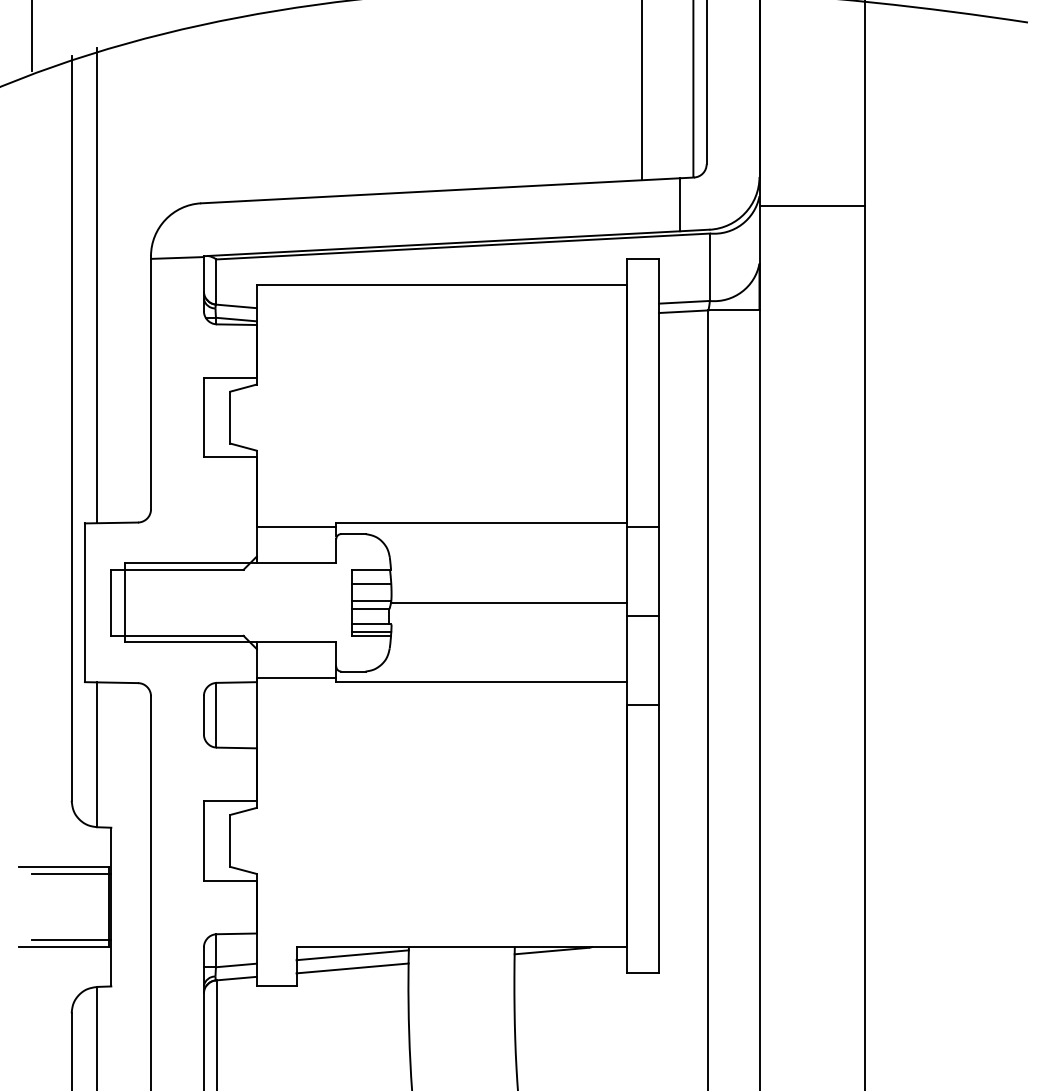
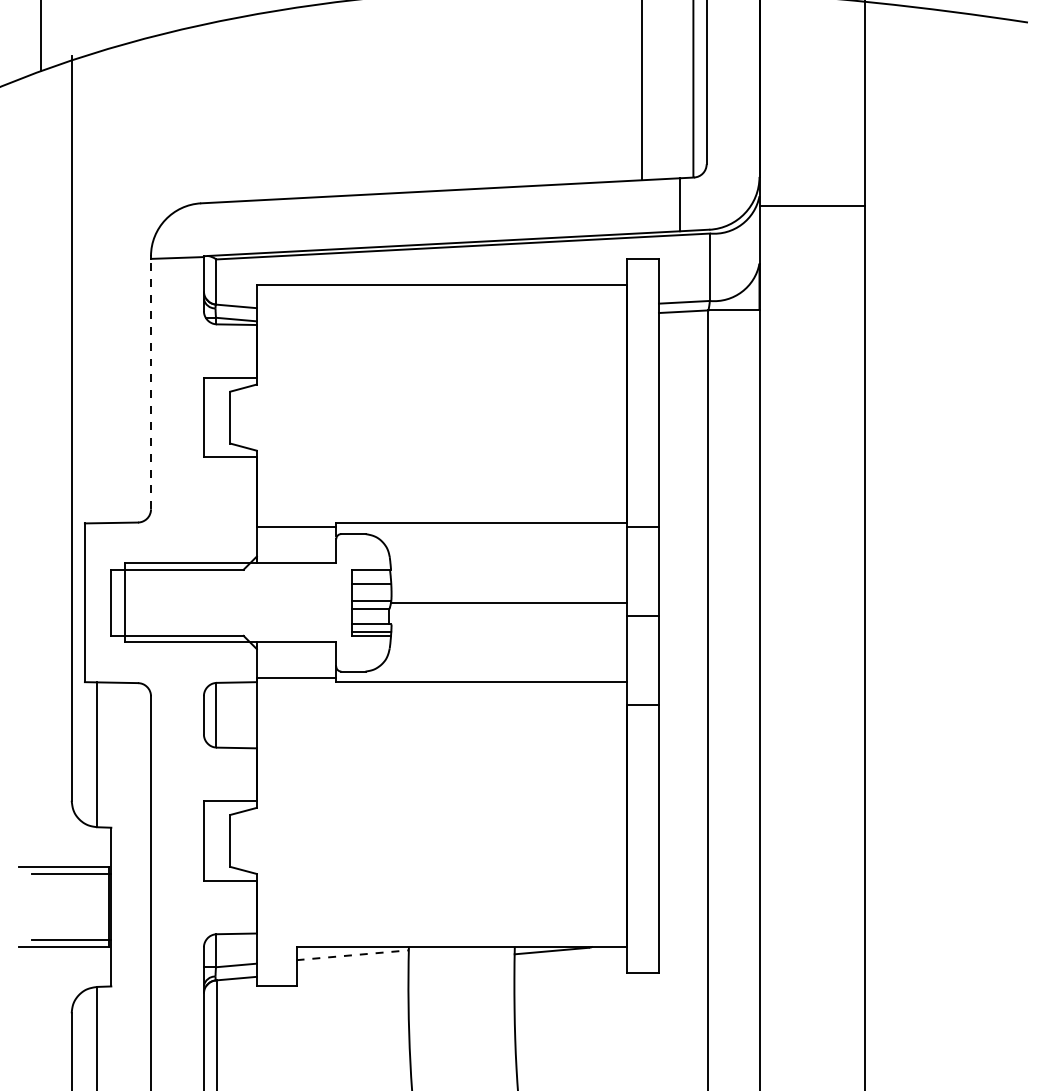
line position: (31, 36) -> (40, 36) (40, 36)
line: present -> none (97, 285)
line: solid -> dashed (151, 383)
line: solid -> dashed (353, 955)
line: present -> none (352, 968)
